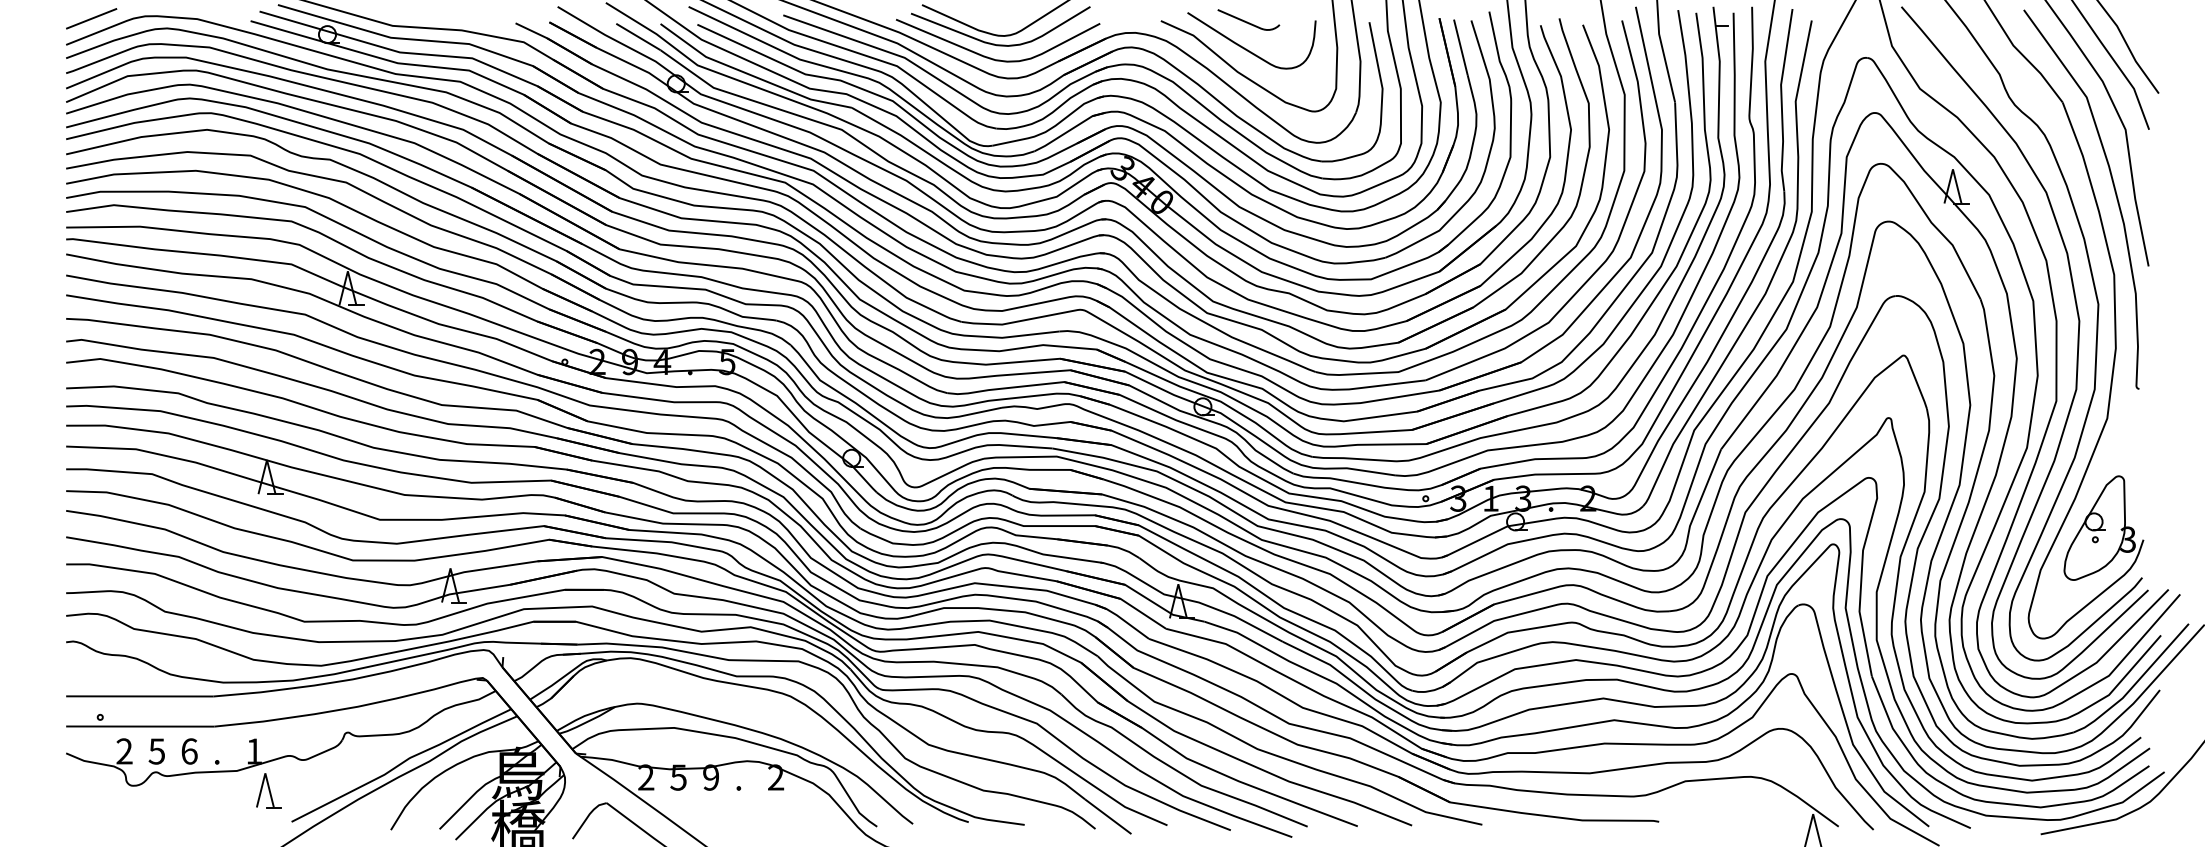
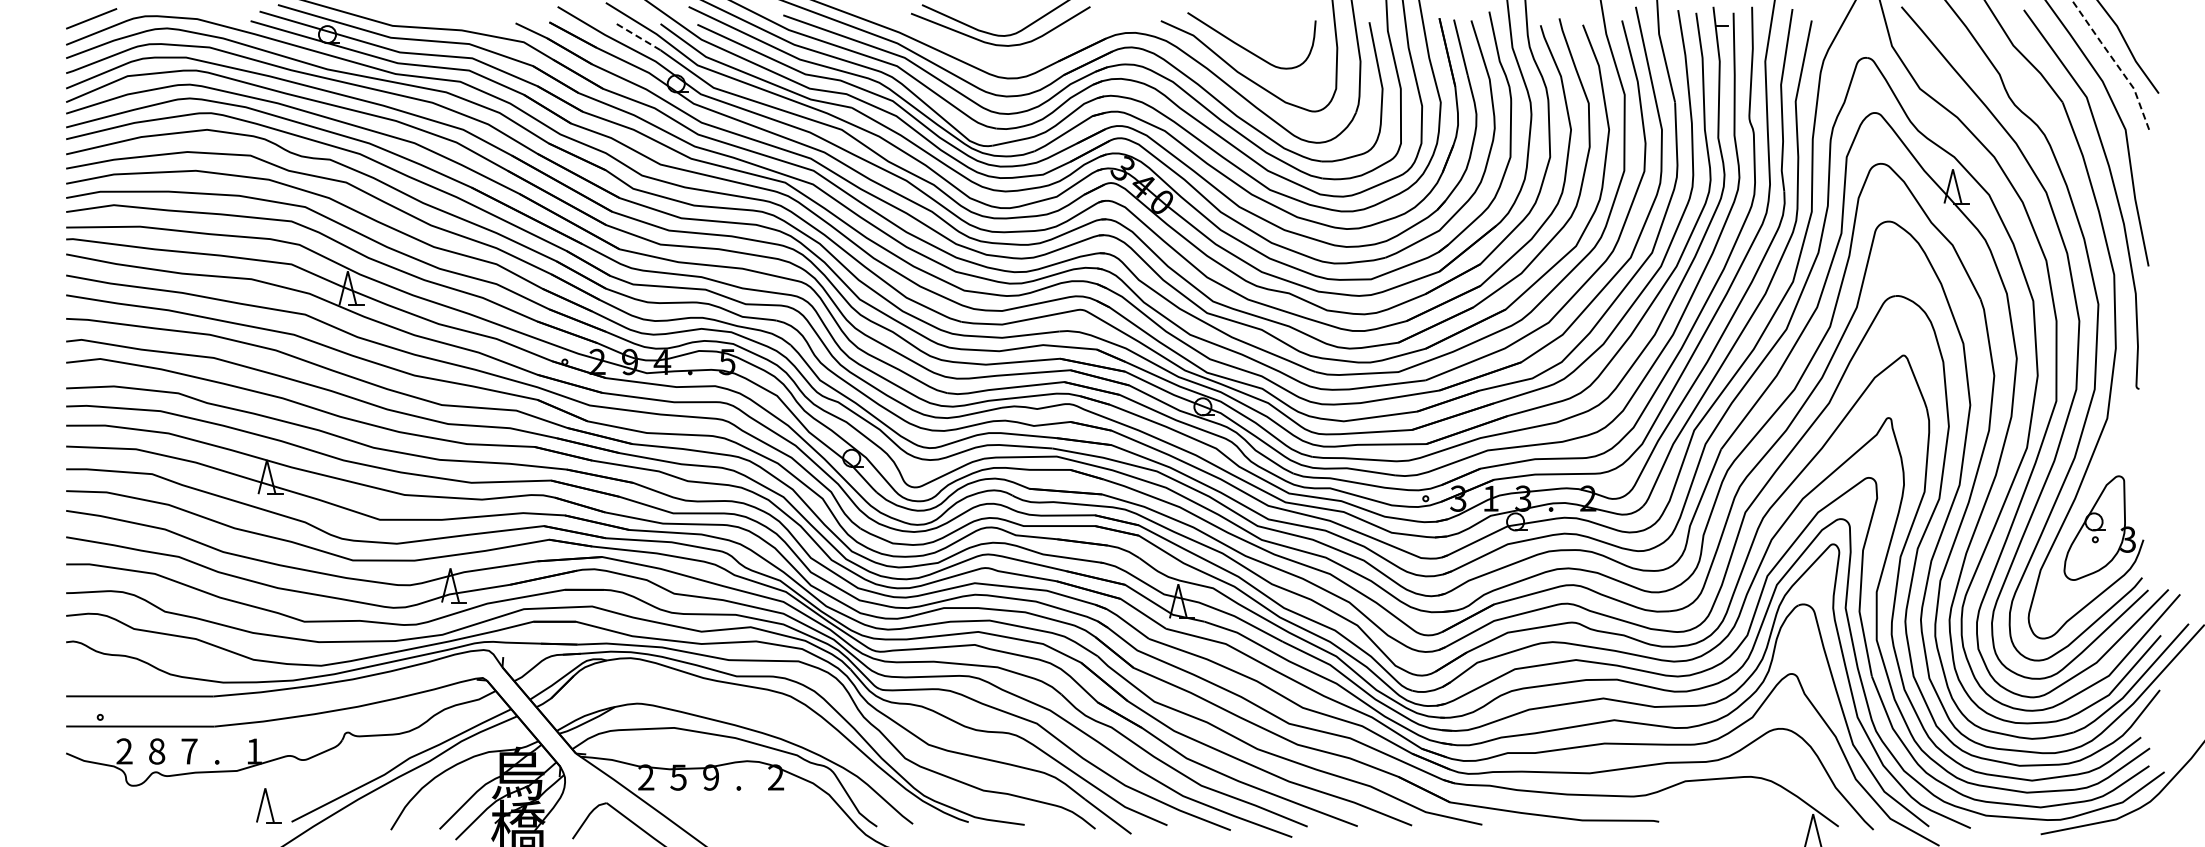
part: present -> none (1248, 19)
line: solid -> dashed (638, 36)
curve: present -> none (994, 58)
line: solid -> dashed (2115, 62)
text: 5 -> 8 (156, 751)
text: 6 -> 7 (189, 751)
part position: (268, 790) -> (268, 805) (268, 805)
